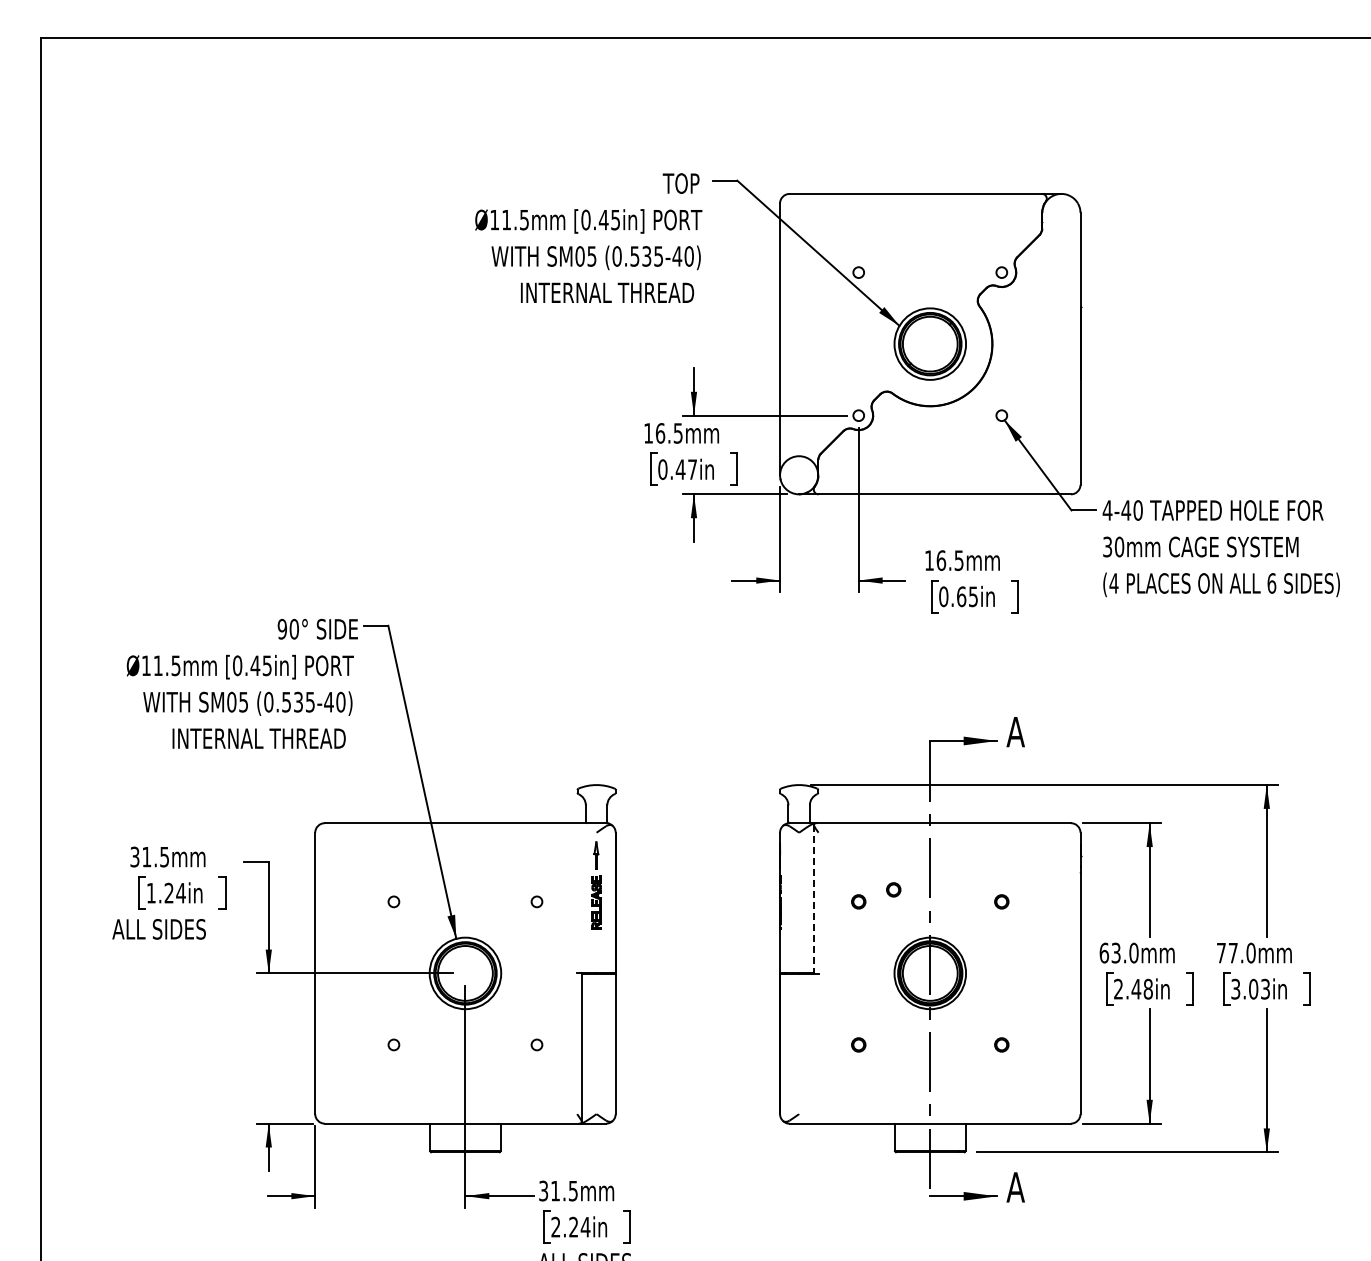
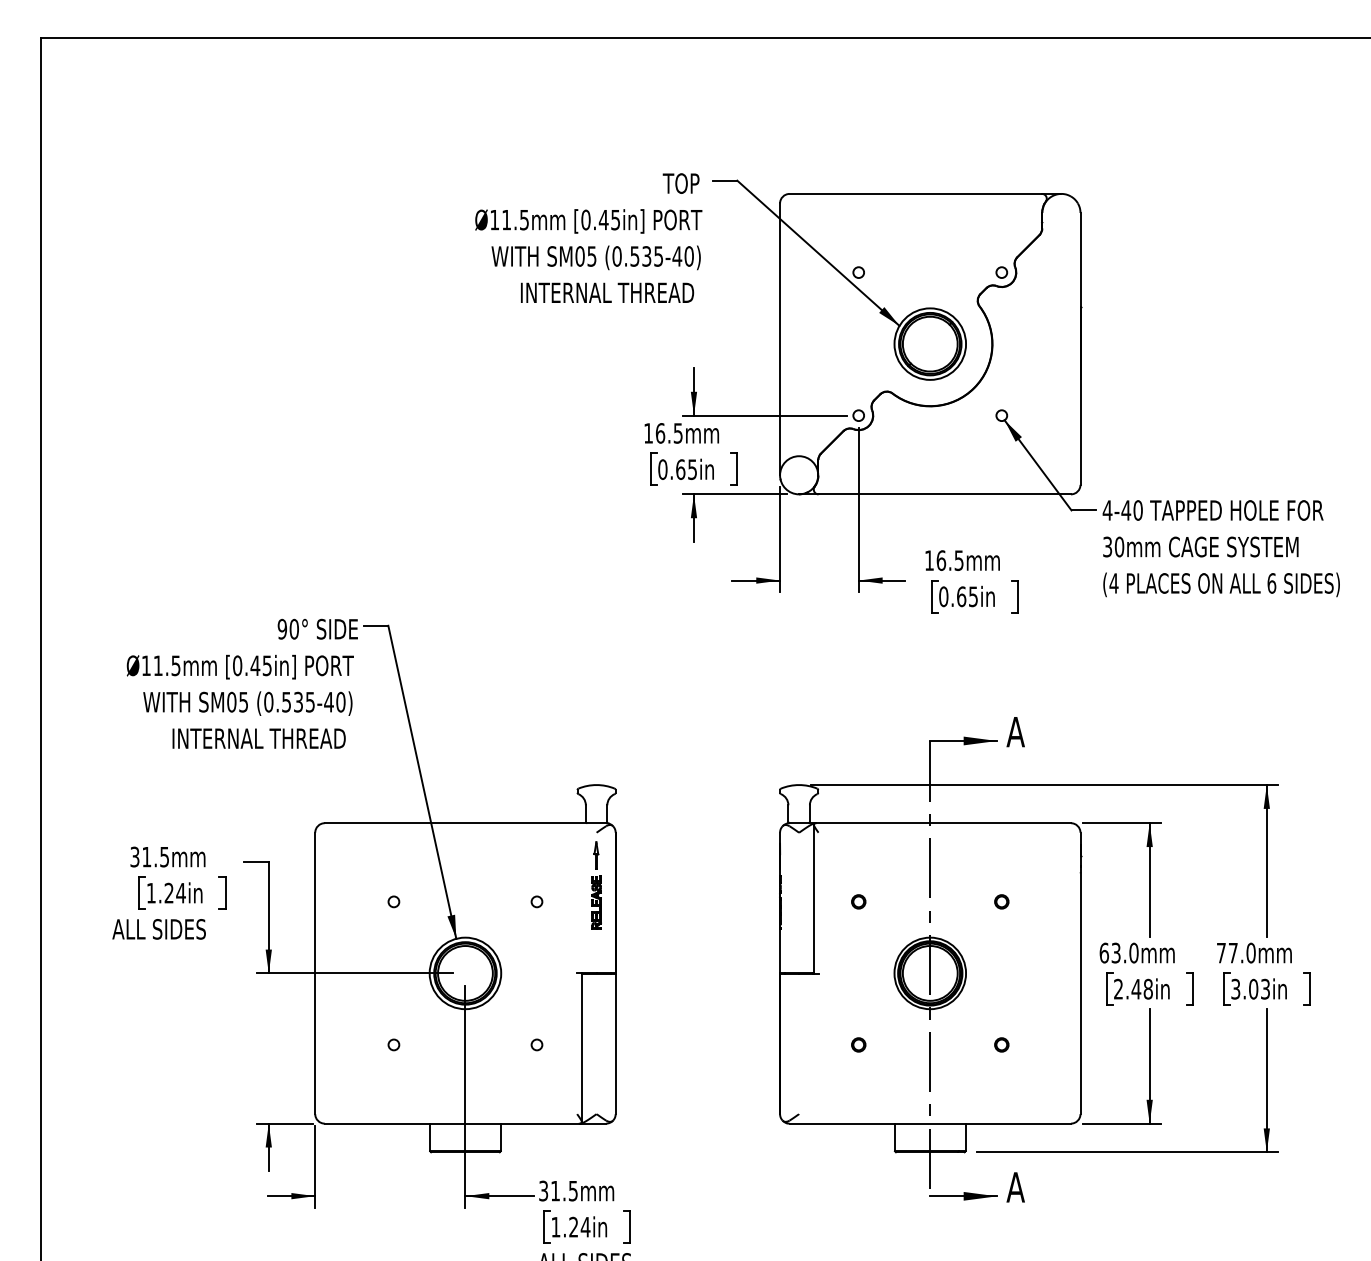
text: 0.47in -> 0.65in (685, 469)
circle: present -> none (893, 889)
line: dashed -> solid (813, 899)
text: 2.24in -> 1.24in (555, 1226)
